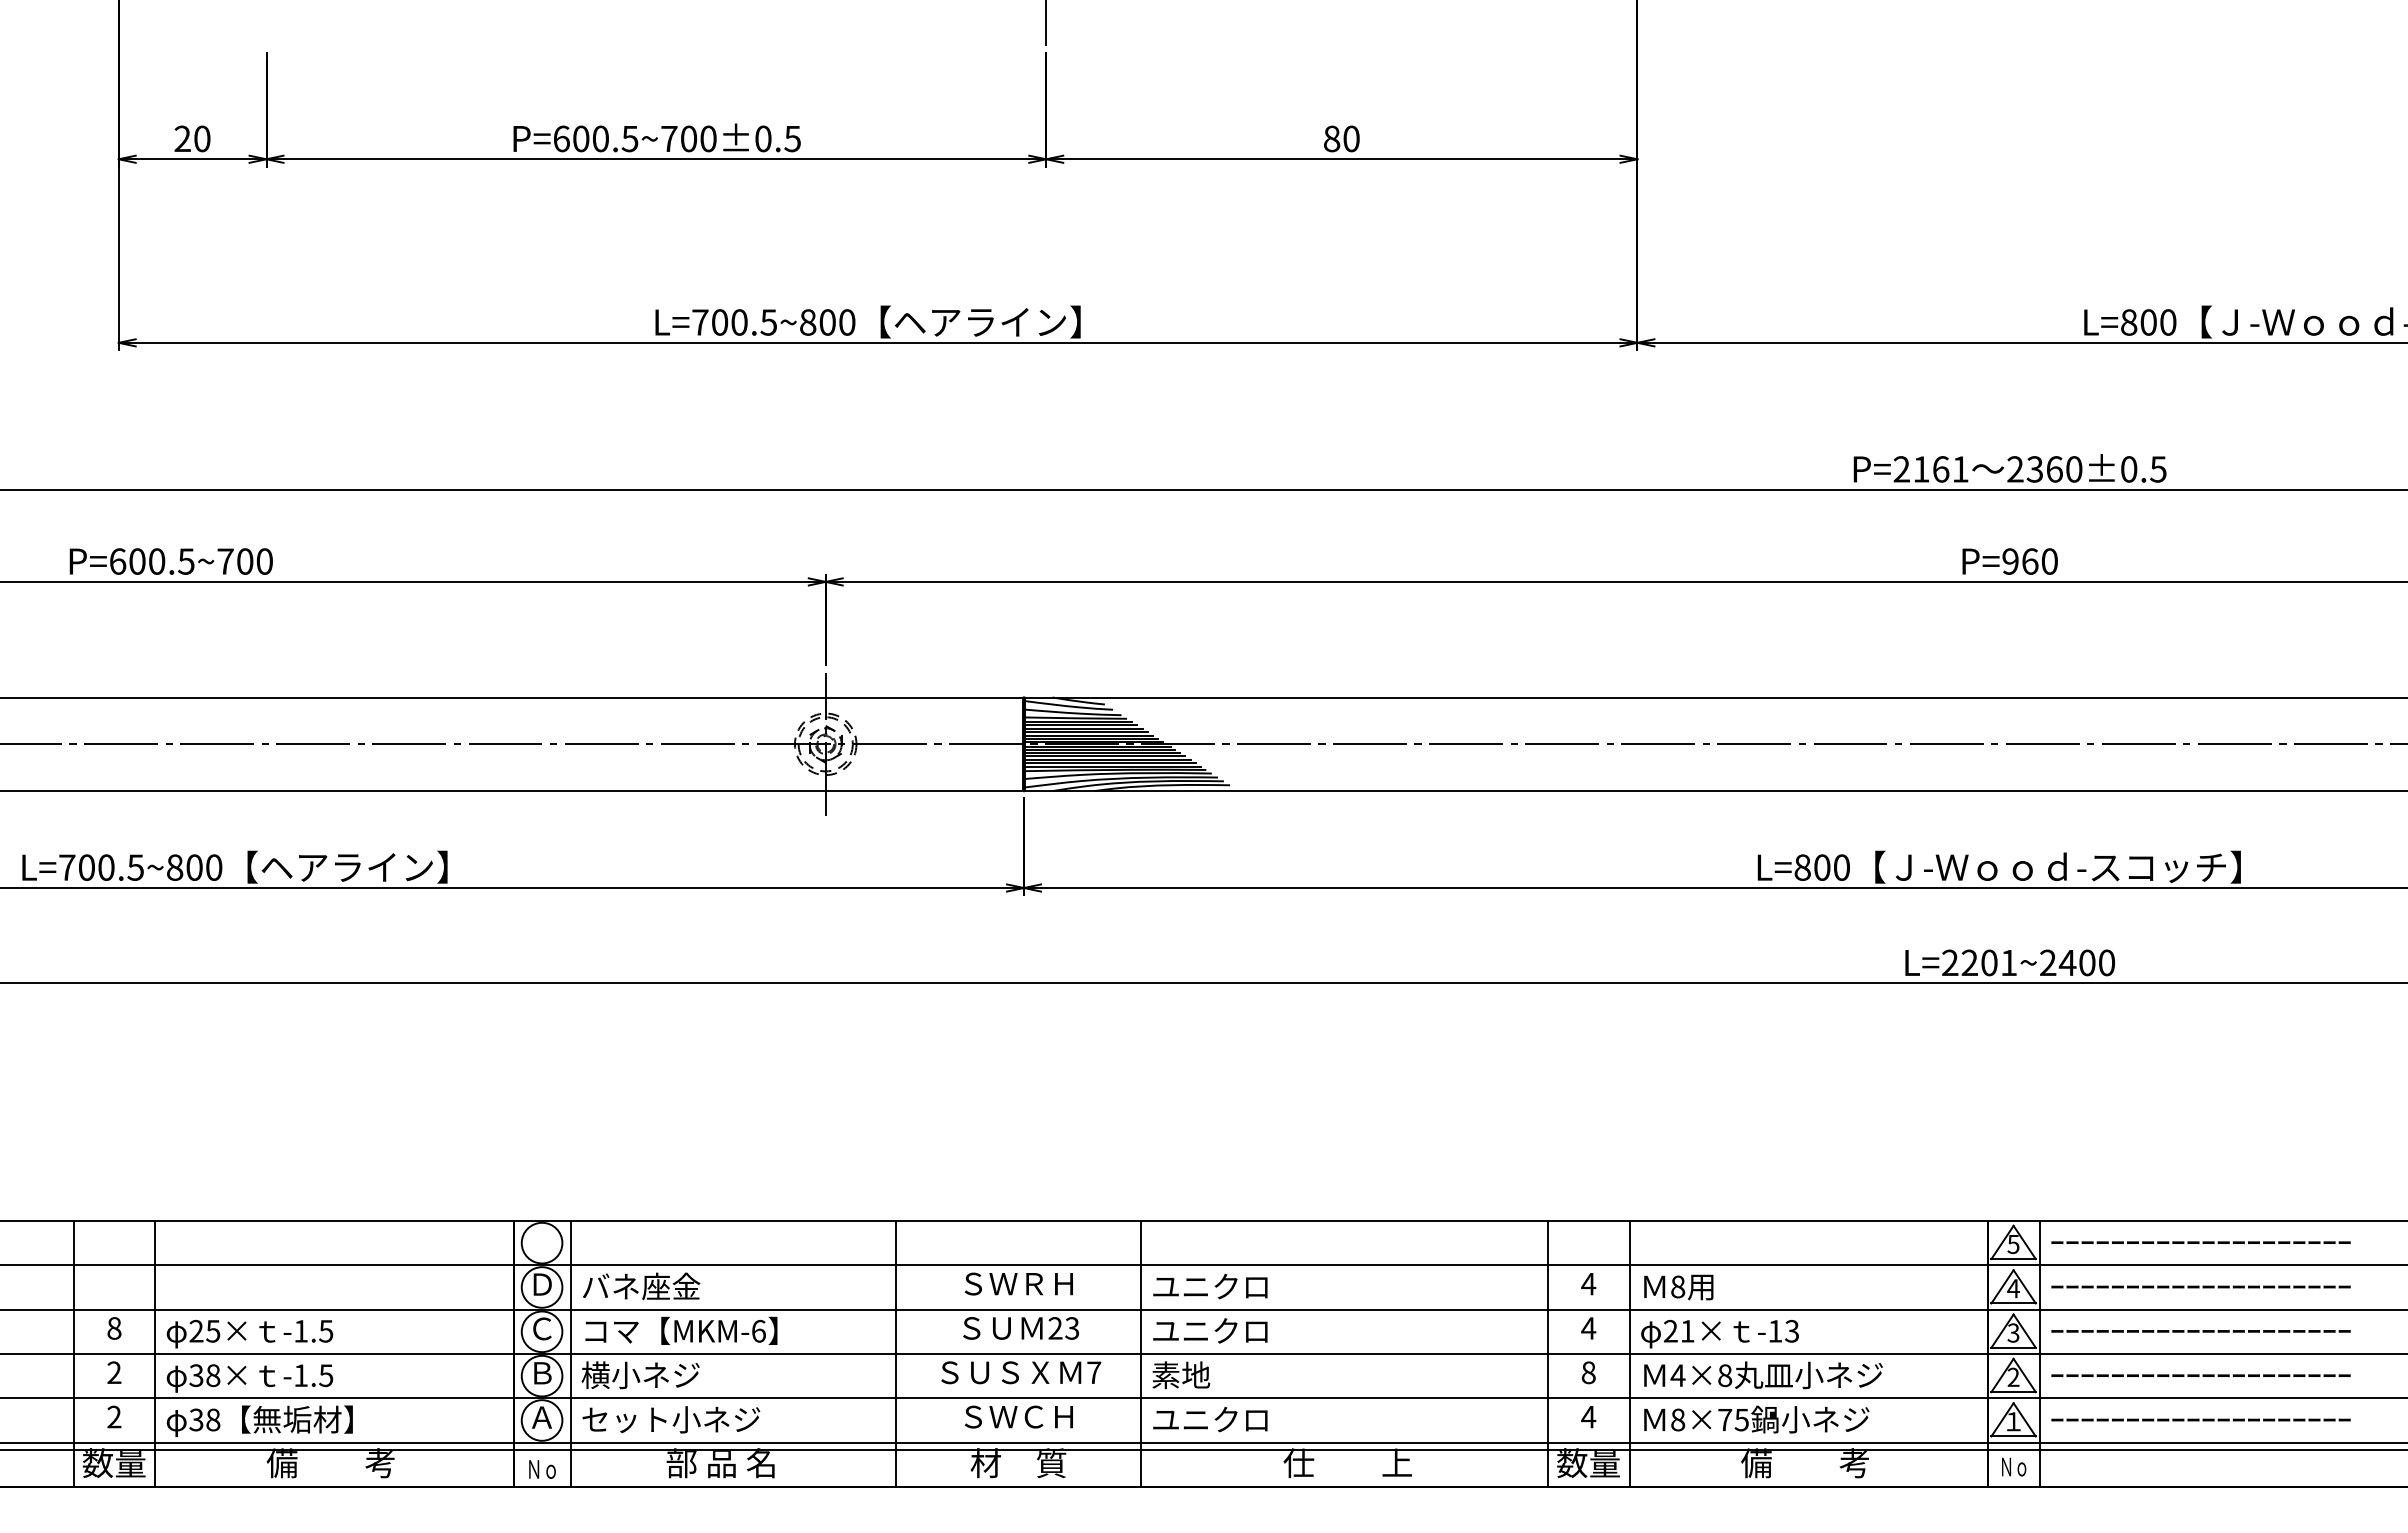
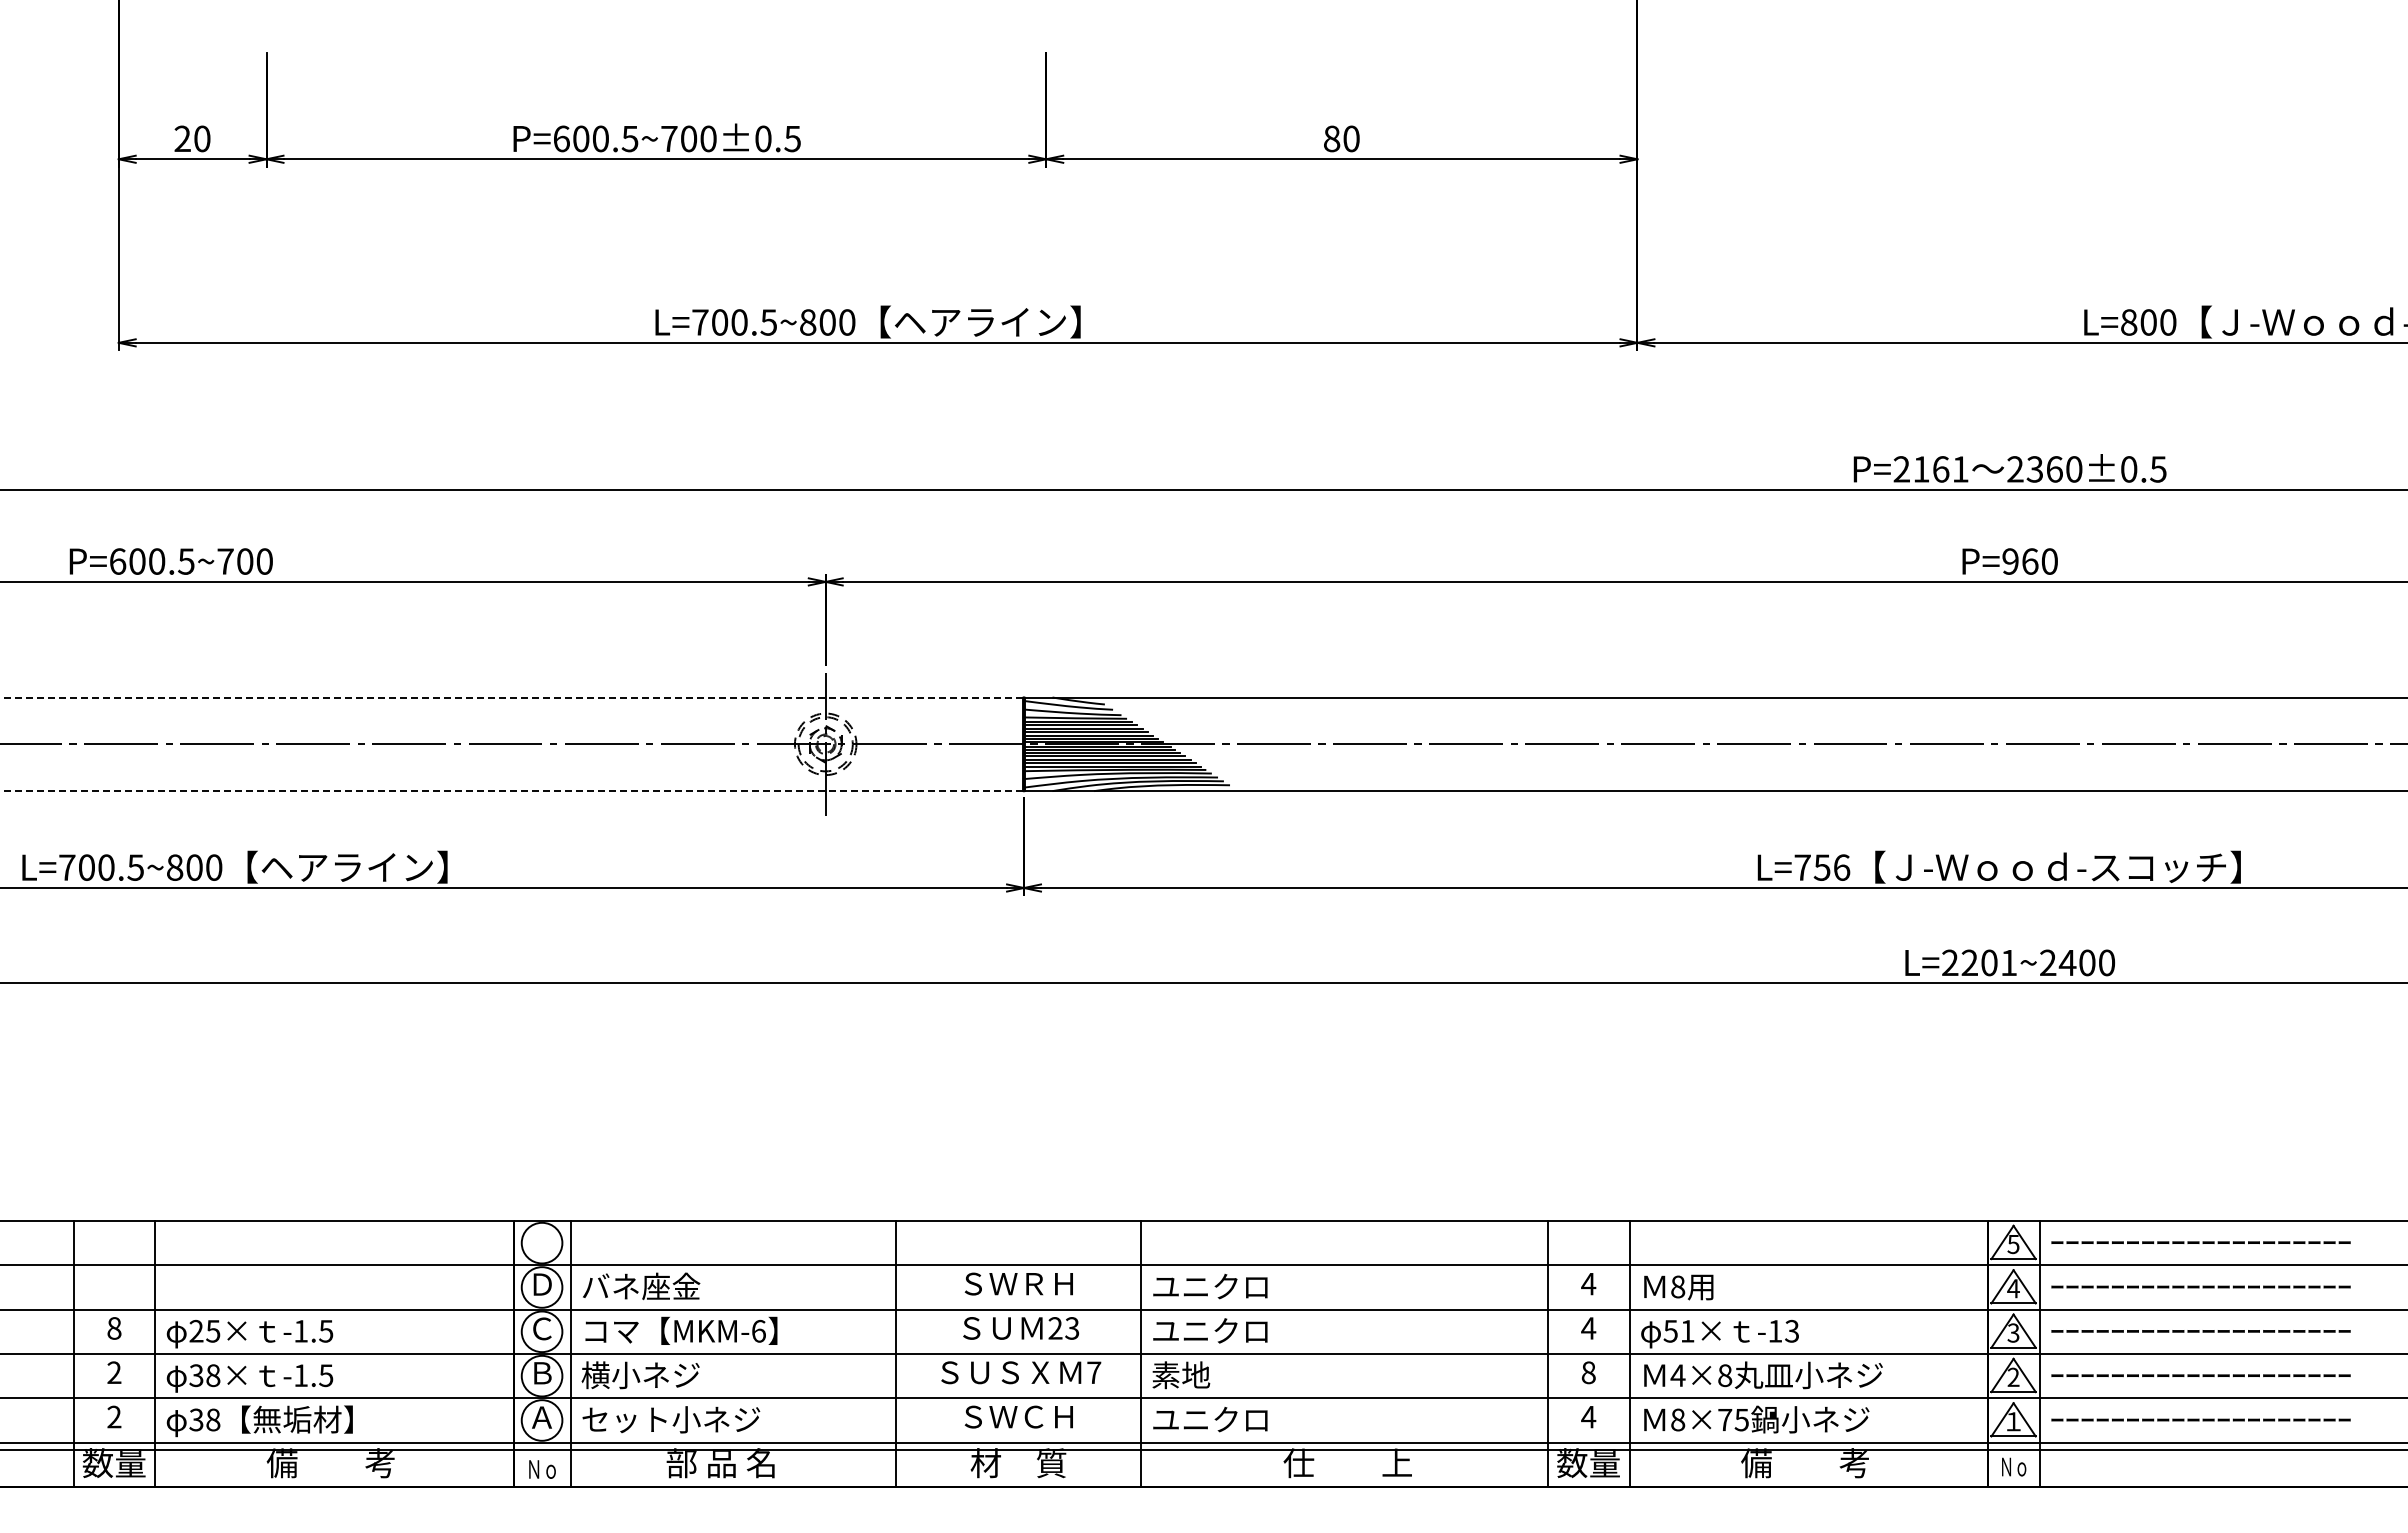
line: present -> none (1046, 23)
line: solid -> dashed (511, 697)
line: solid -> dashed (511, 791)
text: L=800 -> L=756 (1822, 867)
text: 21× -> 51× (1670, 1330)
